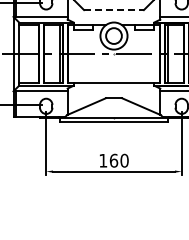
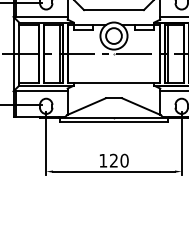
line: dashed -> solid (114, 10)
text: 160 -> 120 (113, 160)
